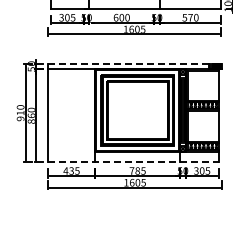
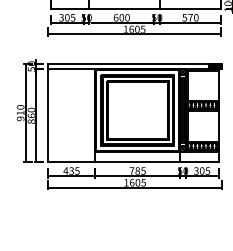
line: dashed -> solid (135, 63)
line: dashed -> solid (133, 162)
